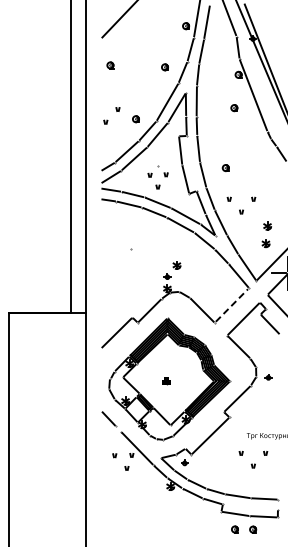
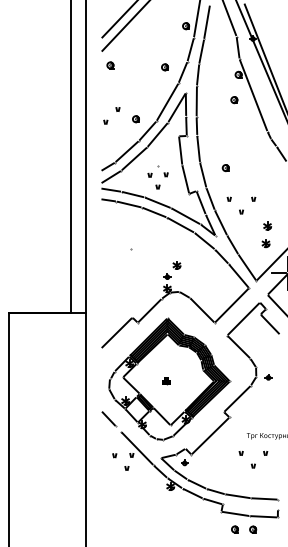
line: none -> present (125, 26)
part position: (234, 108) -> (234, 100) (234, 100)
line: dashed -> solid (231, 305)
